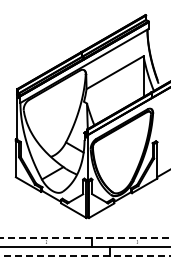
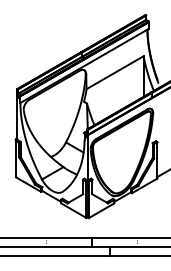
line: dashed -> solid (85, 237)
line: dashed -> solid (86, 255)
